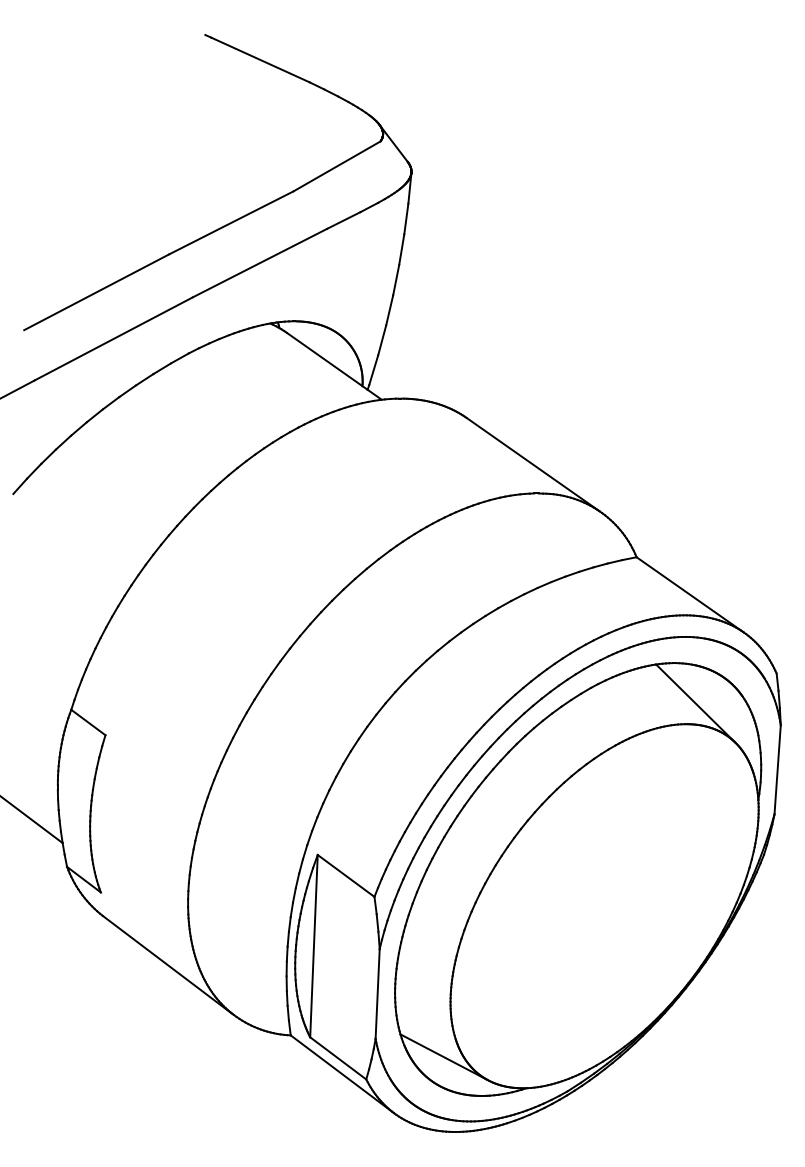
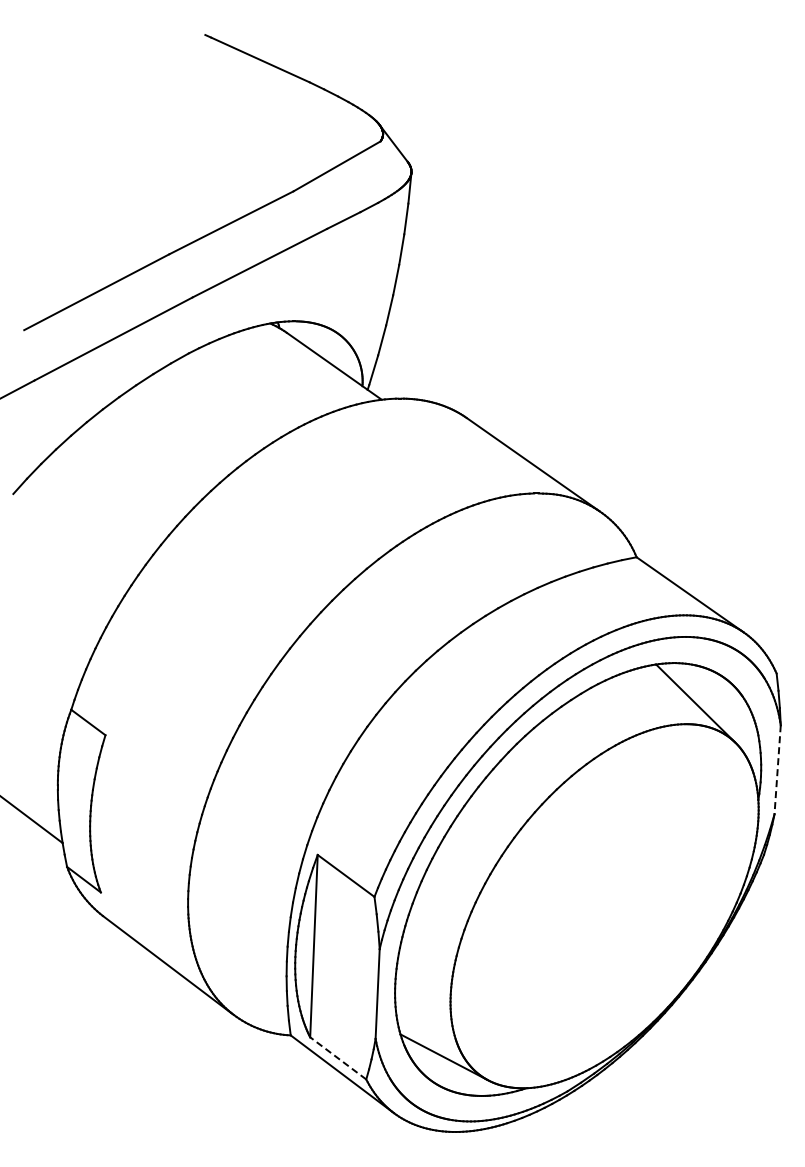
line: solid -> dashed (777, 769)
line: solid -> dashed (337, 1058)
